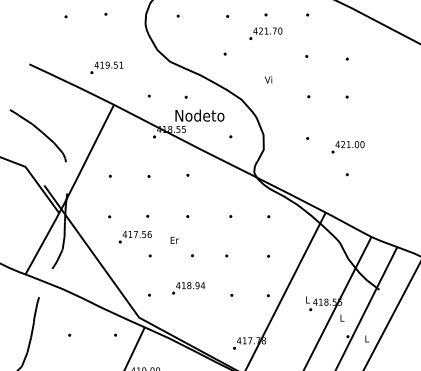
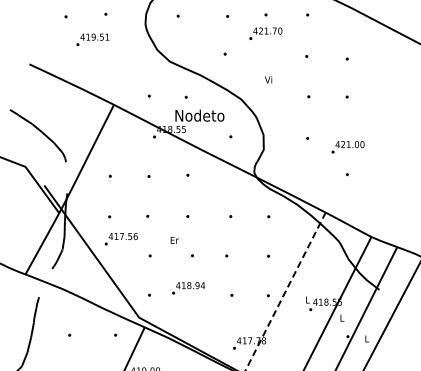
text position: (106, 67) -> (92, 39) (92, 39)
text position: (134, 237) -> (120, 239) (120, 239)
line: solid -> dashed (285, 291)
